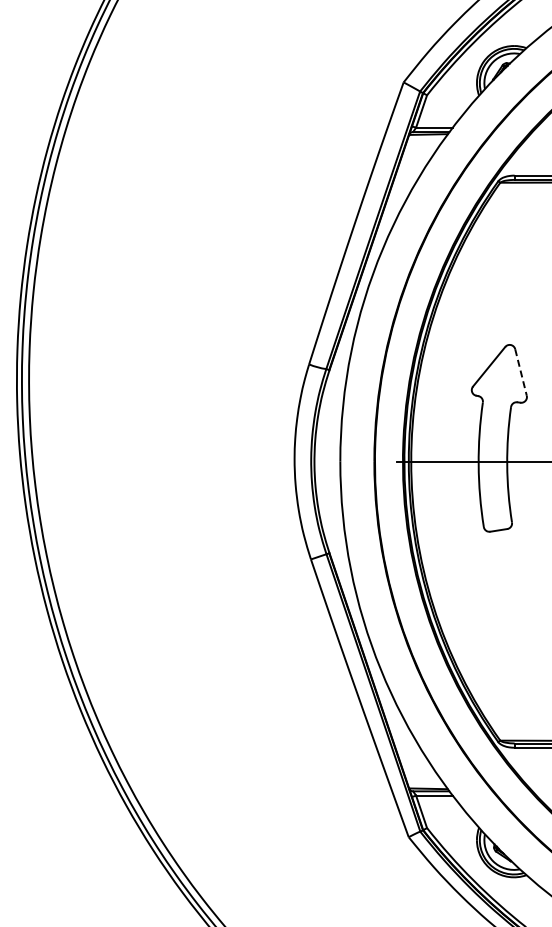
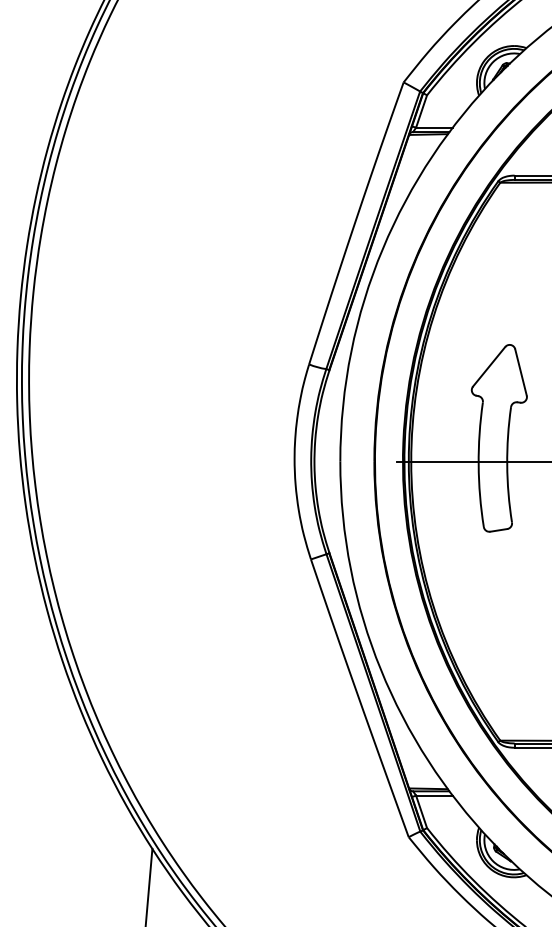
line: dashed -> solid (521, 372)
line: none -> present (148, 885)
